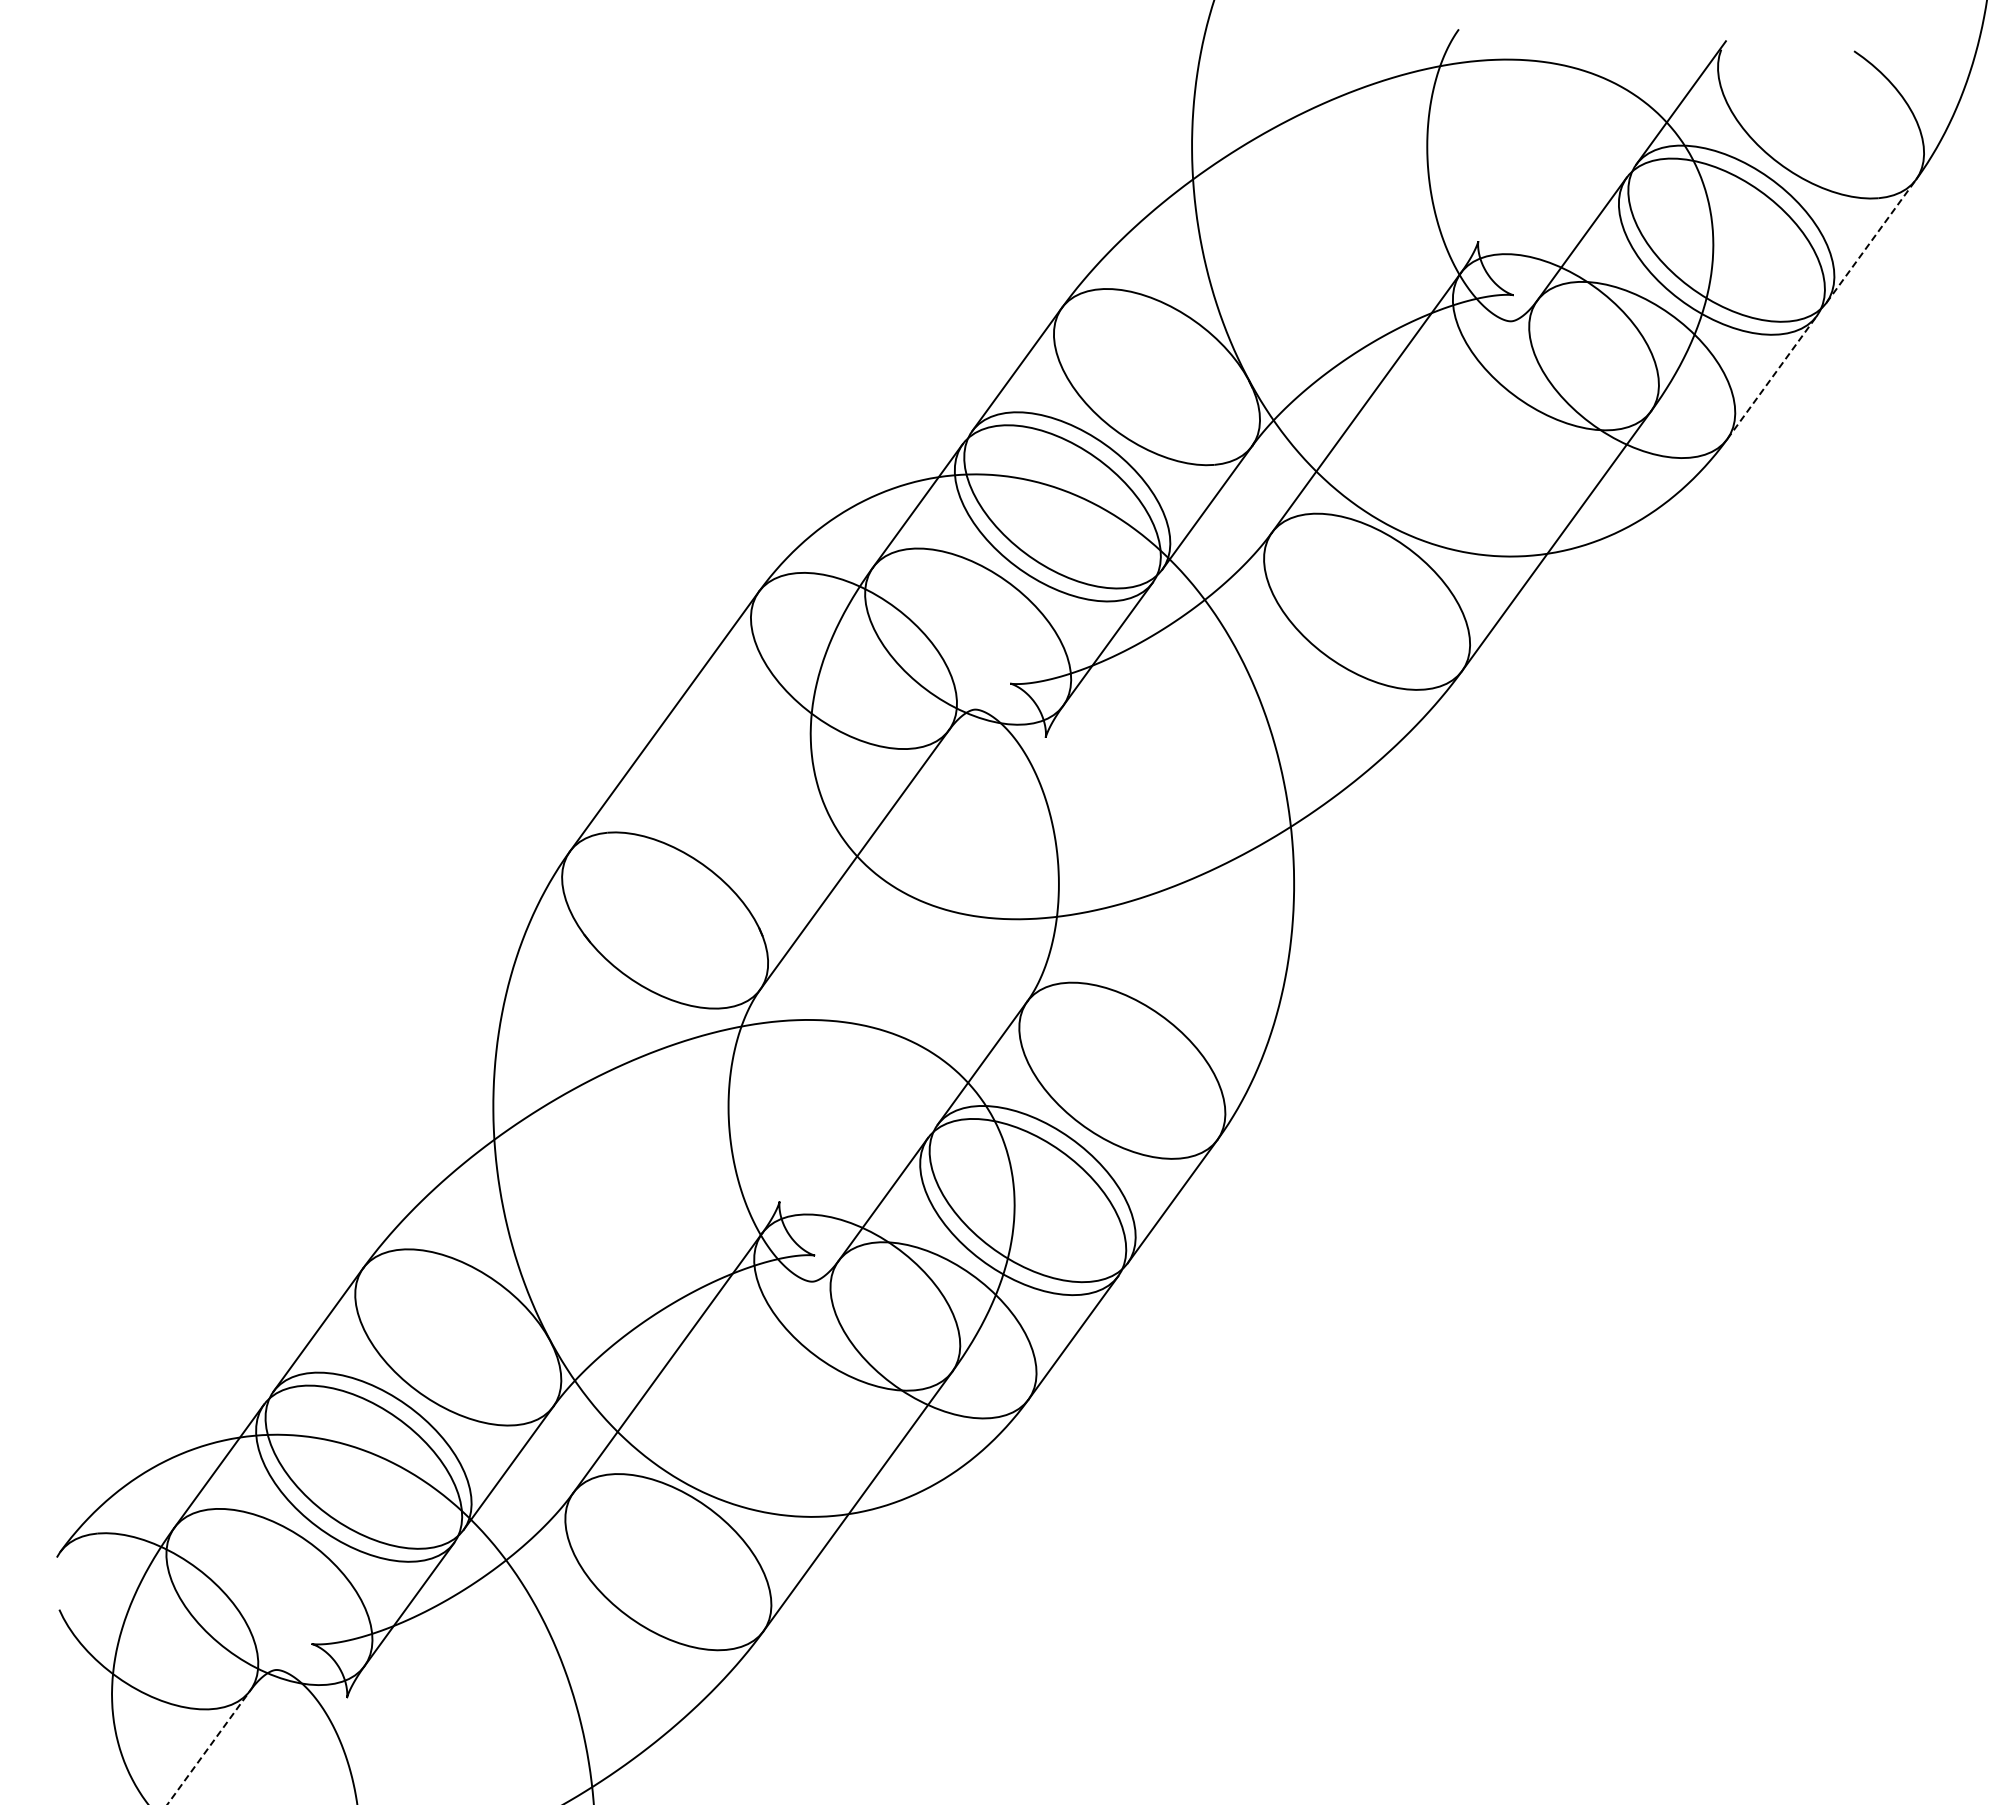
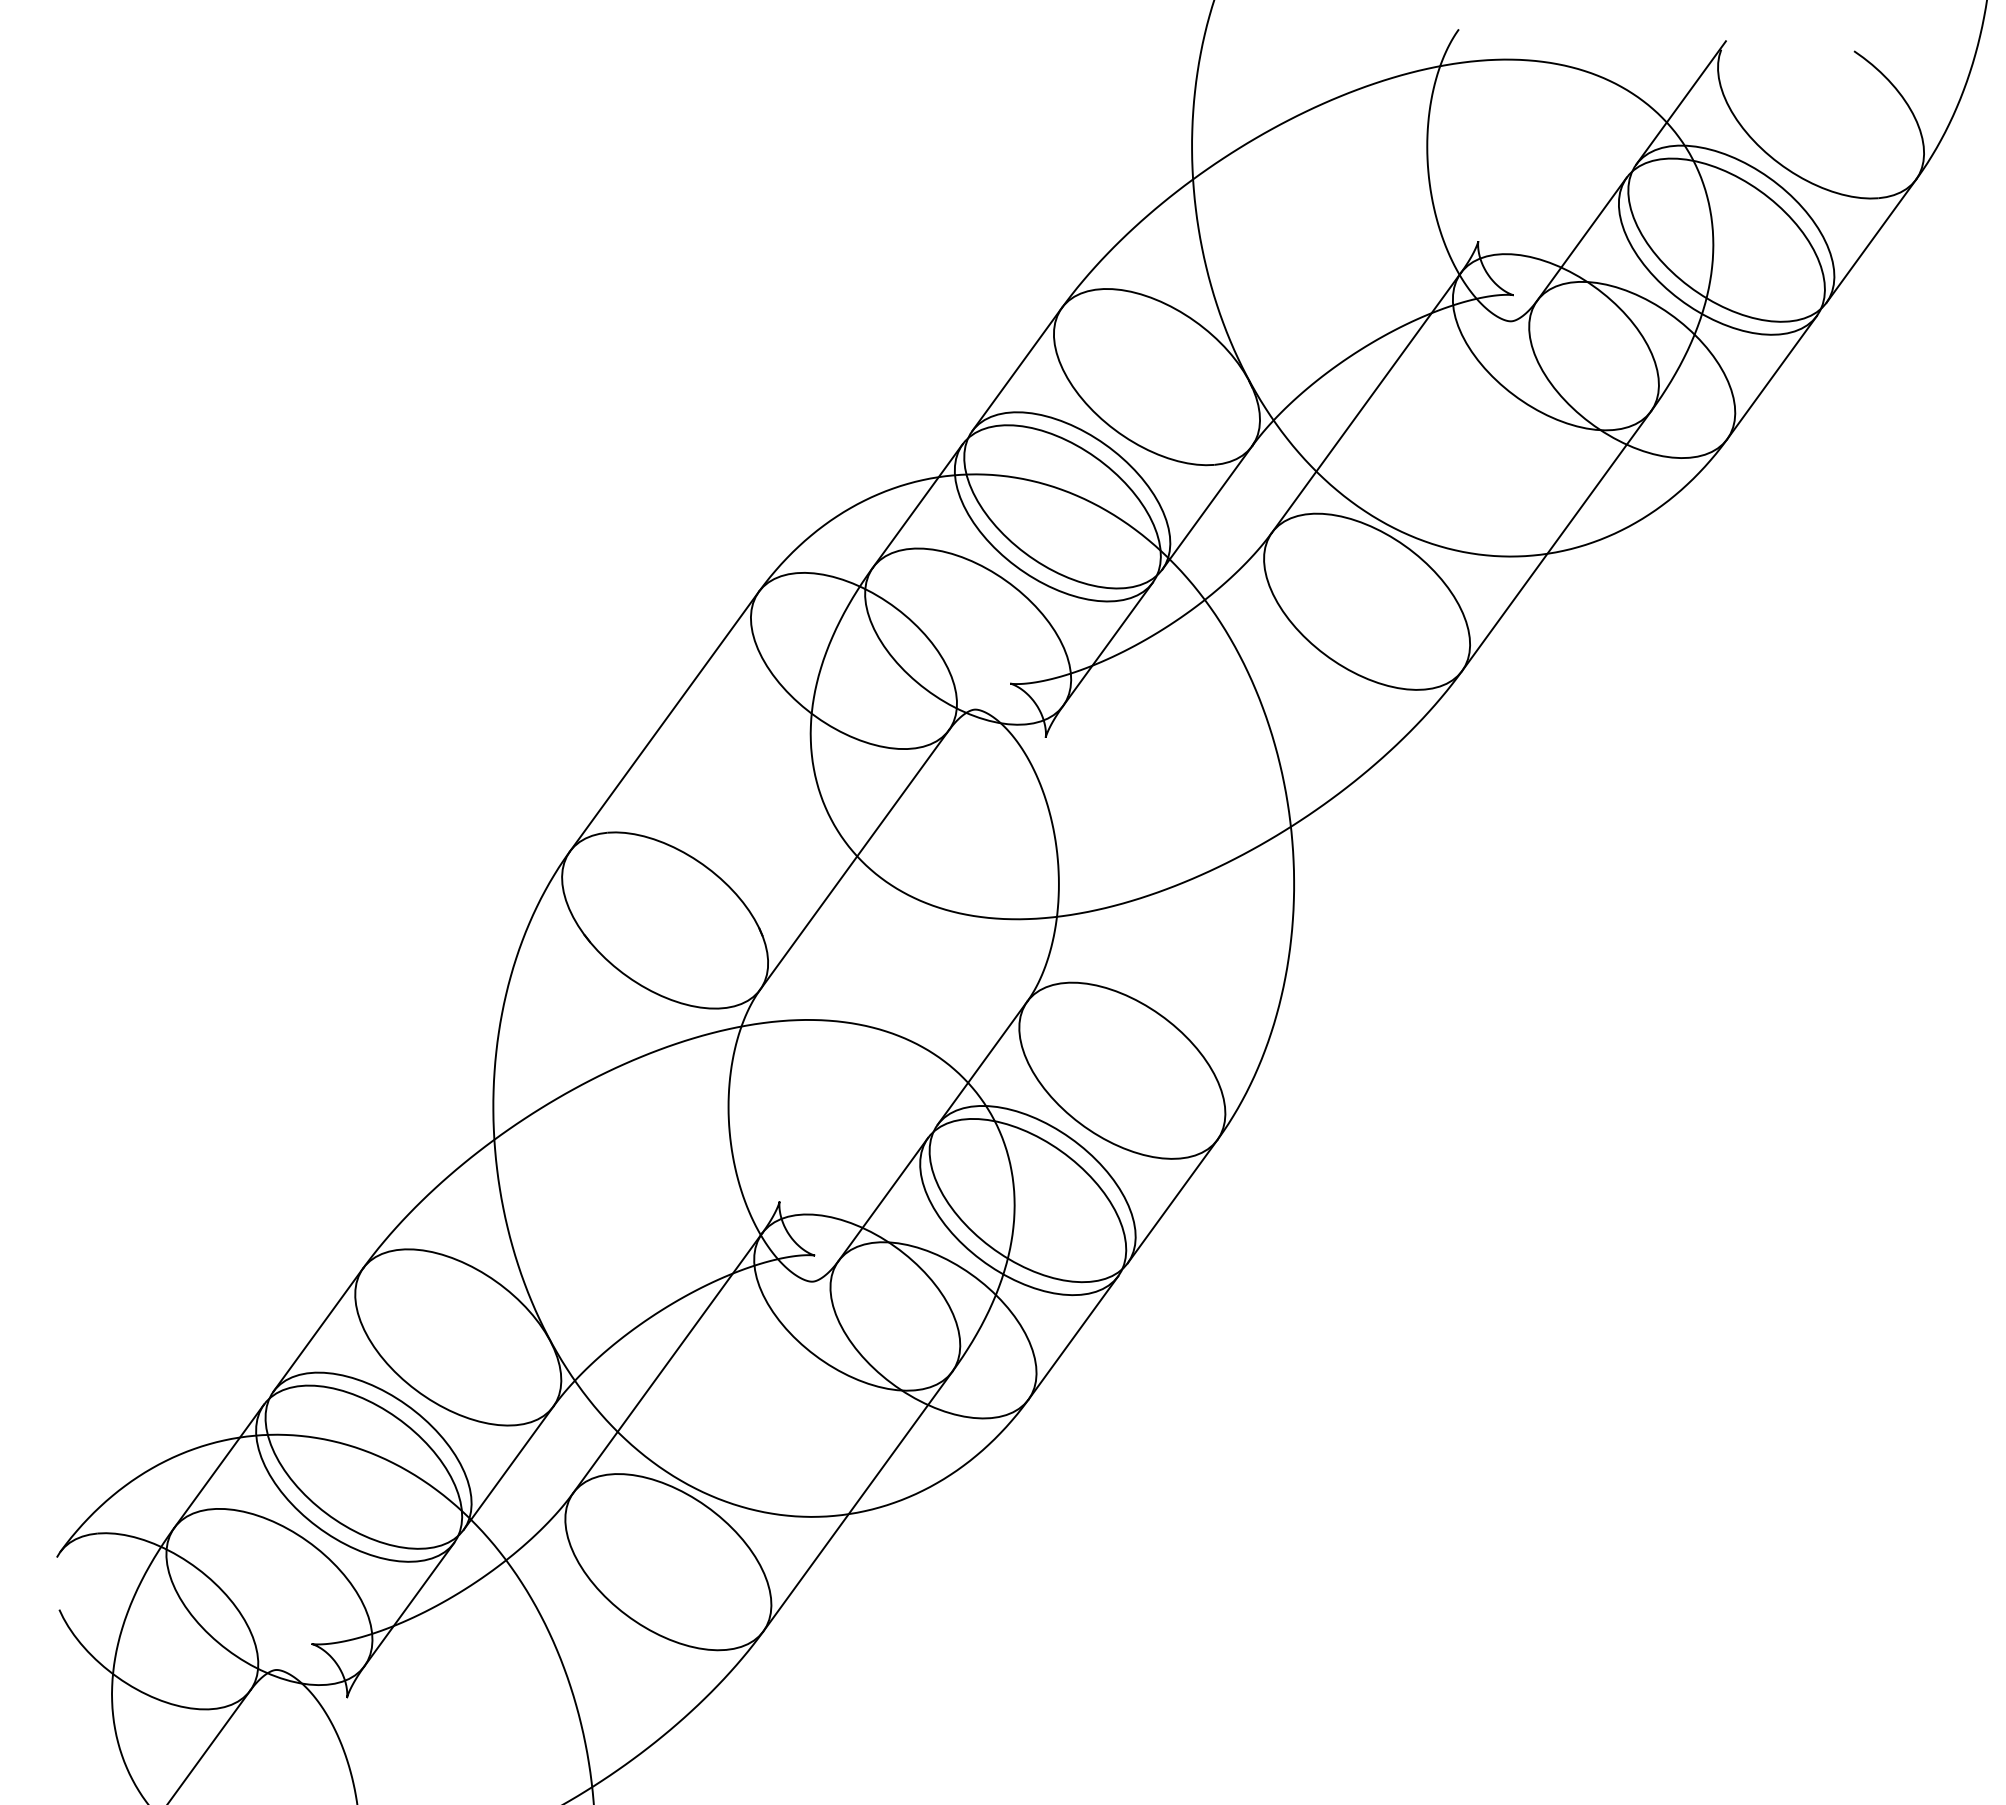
line: dashed -> solid (1871, 240)
line: dashed -> solid (1772, 377)
line: dashed -> solid (209, 1747)
